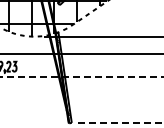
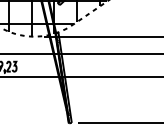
line: dashed -> solid (82, 76)
line: dashed -> solid (120, 123)
